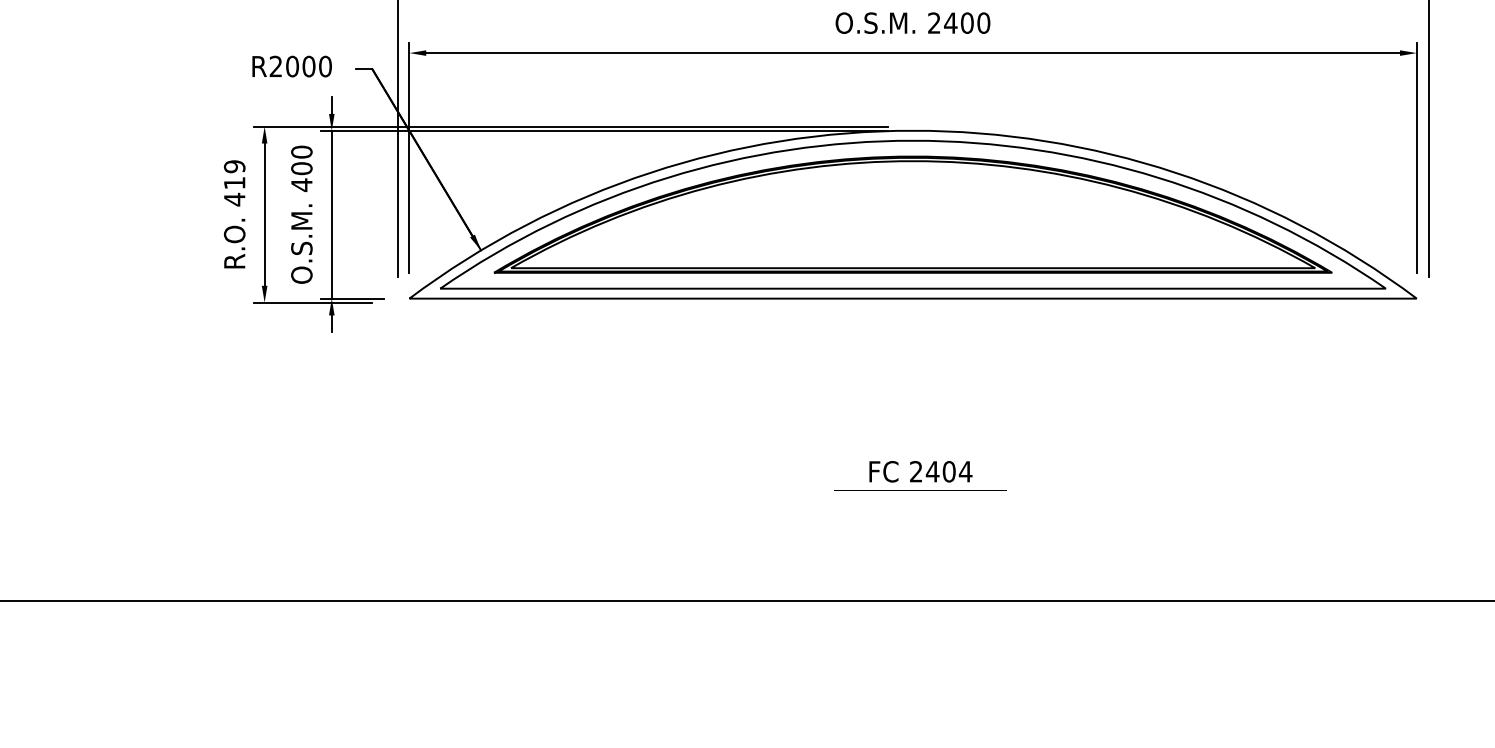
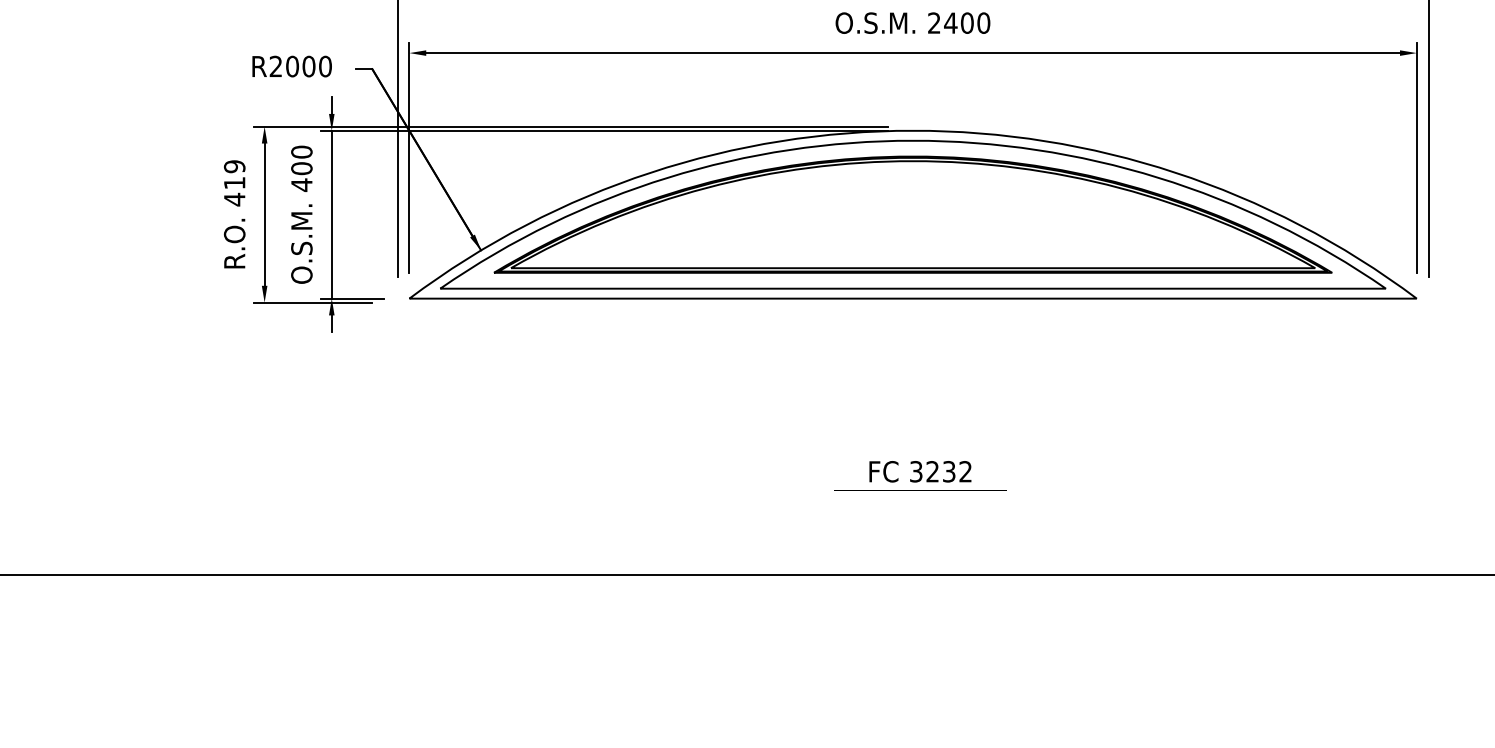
text: 2404 -> 3232 (941, 471)
line position: (746, 601) -> (746, 575) (746, 575)
